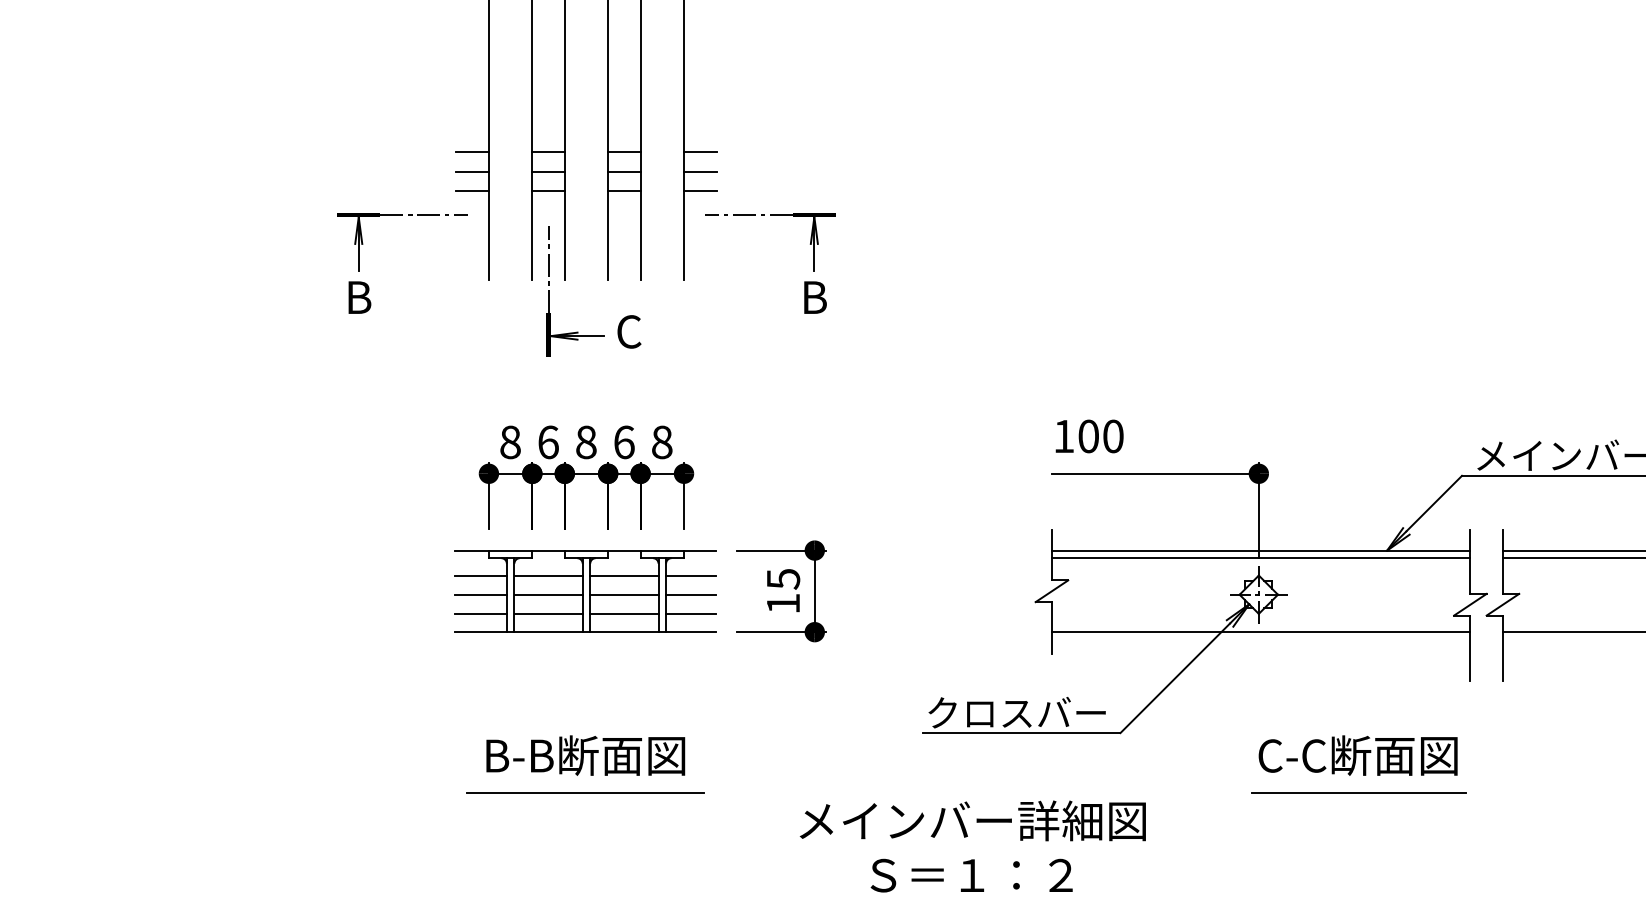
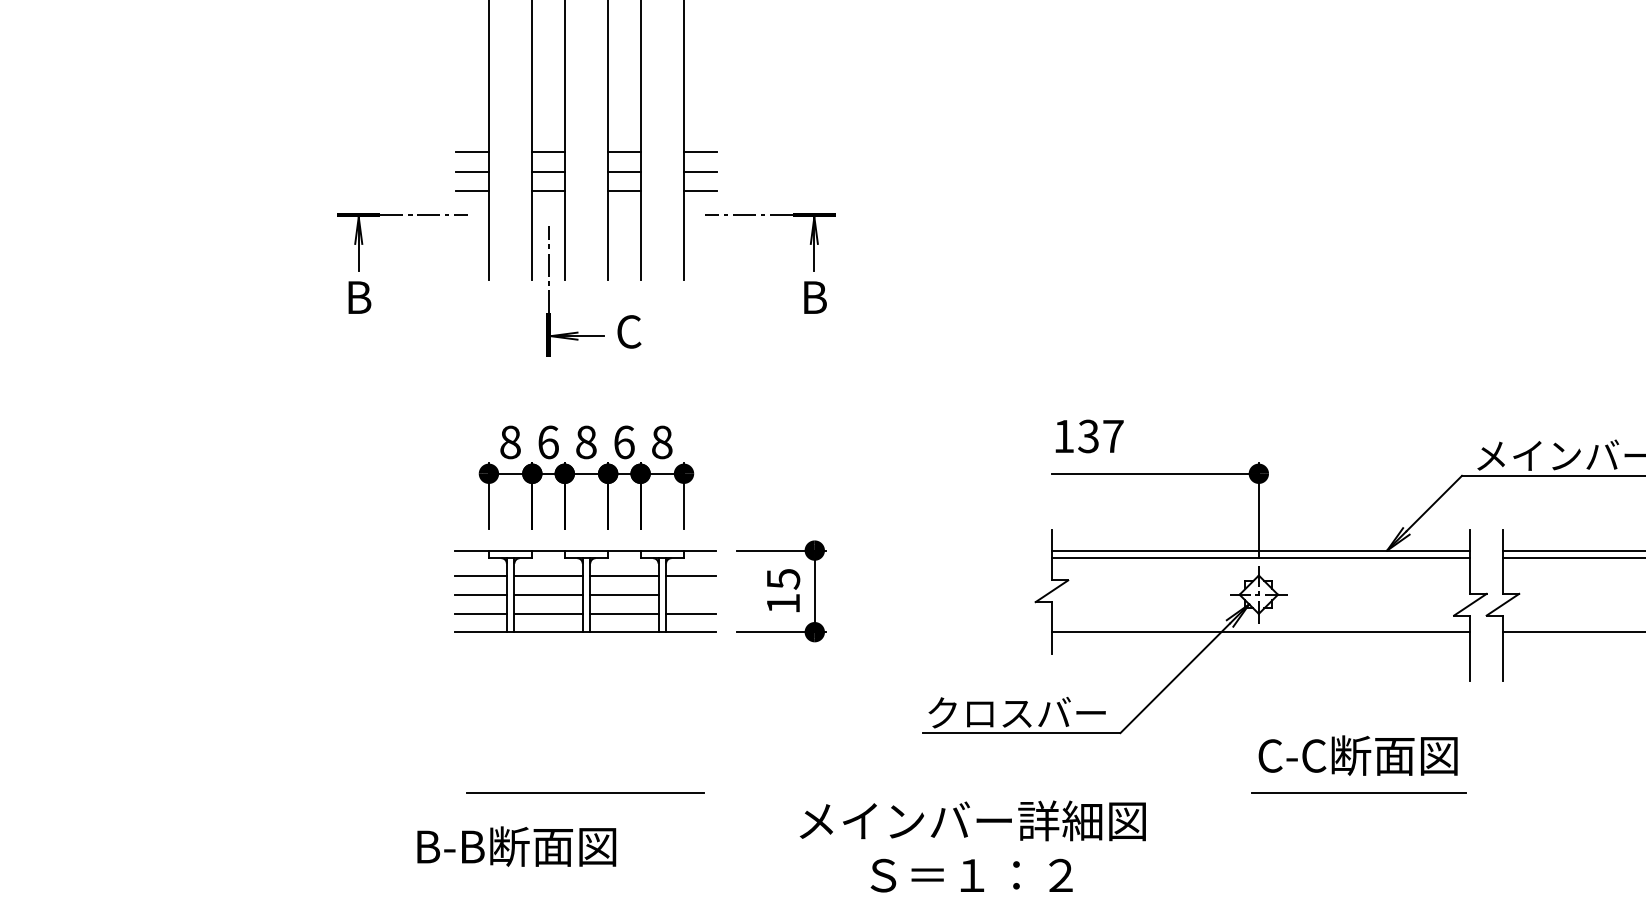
text: 100 -> 137 (1100, 436)
line: present -> none (690, 594)
text position: (585, 755) -> (516, 846) (516, 846)
